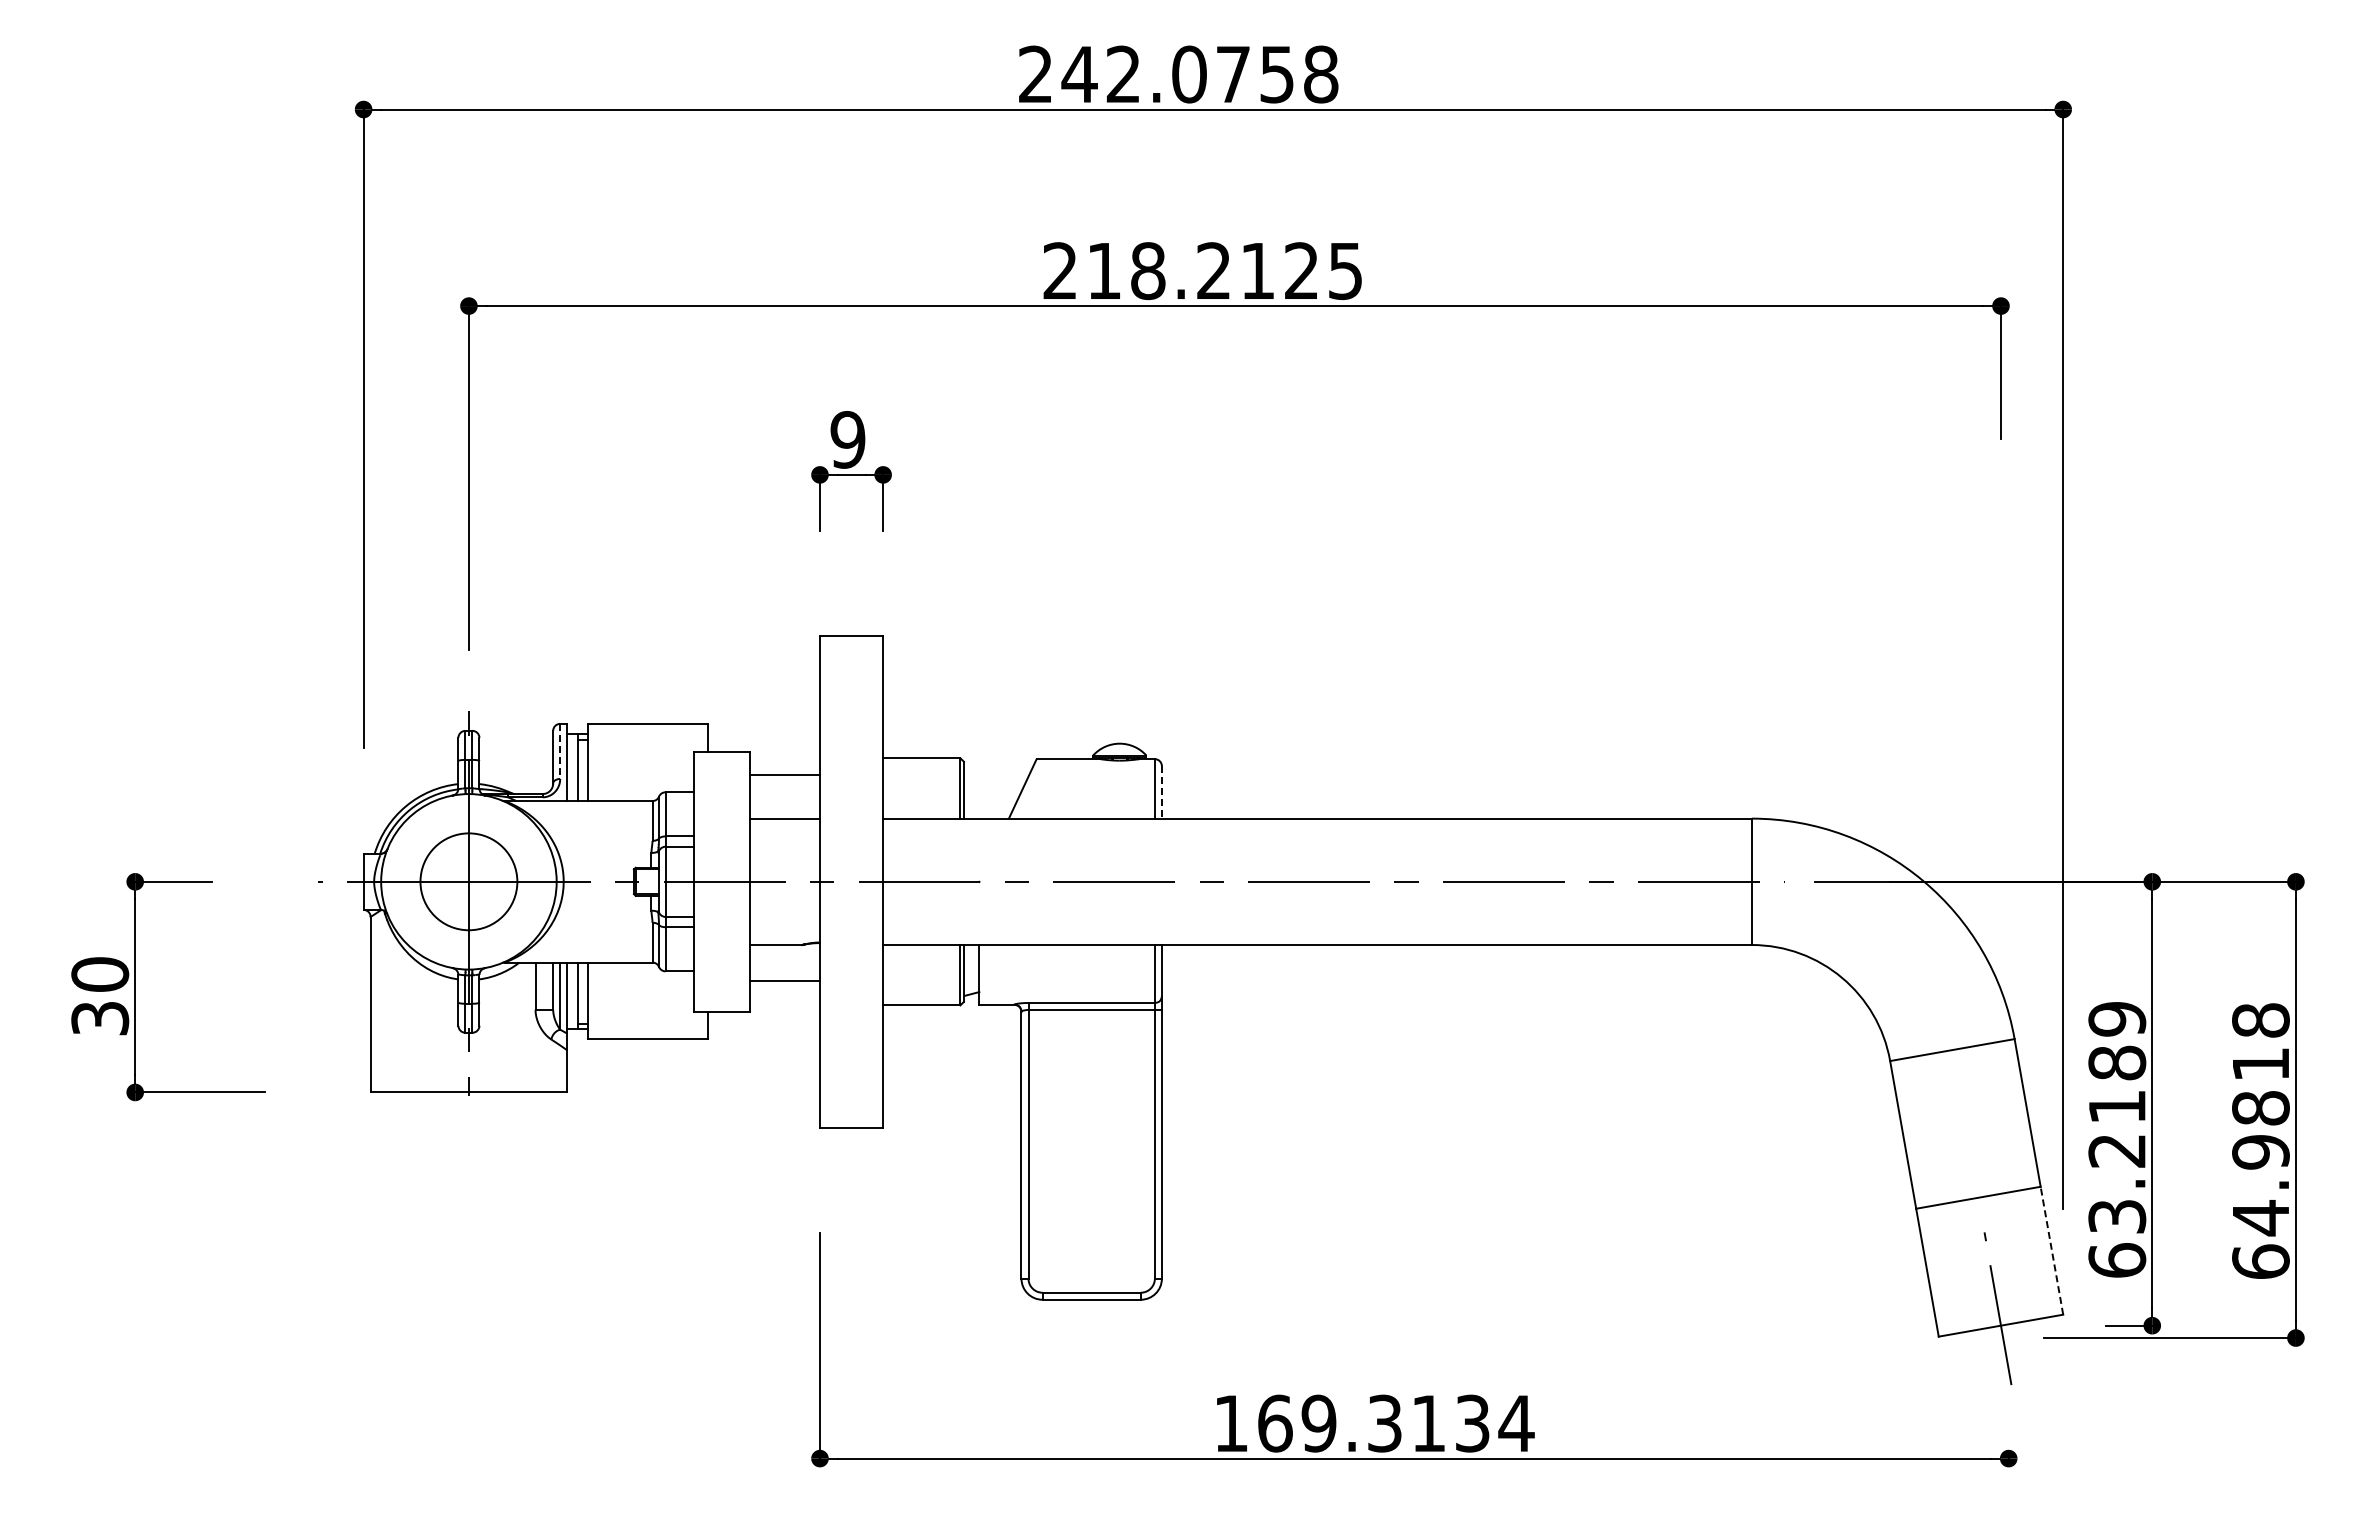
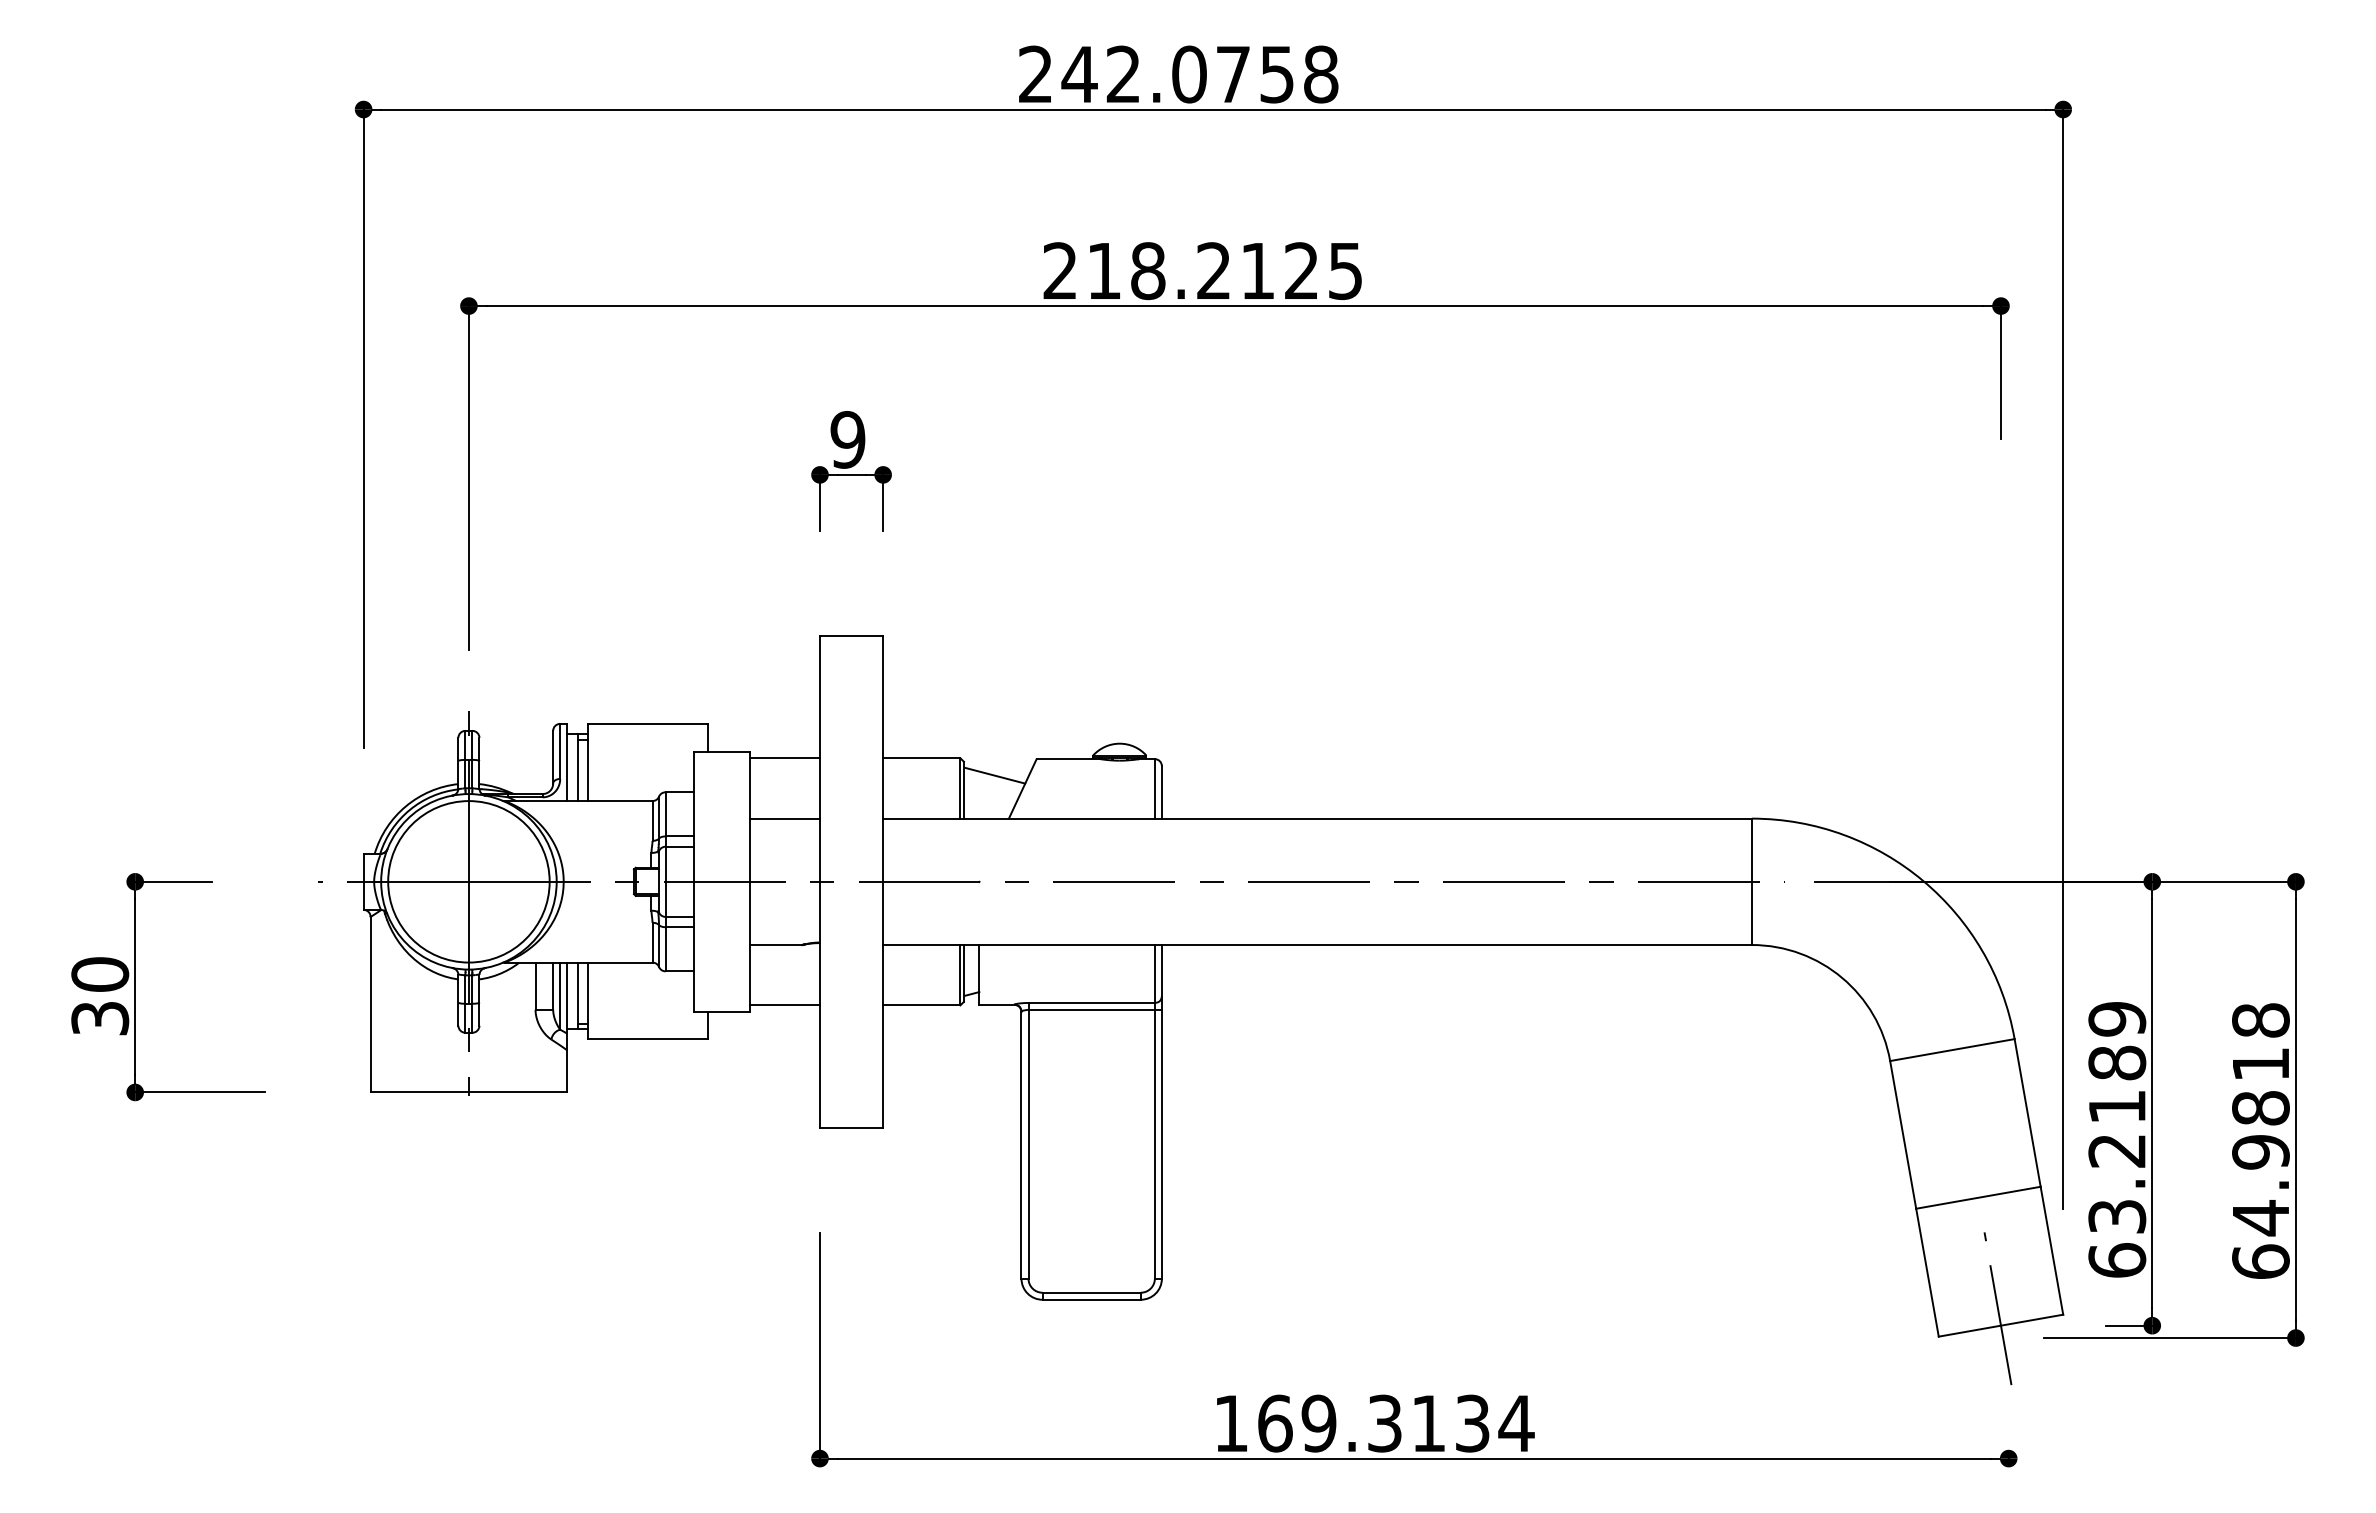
line: dashed -> solid (560, 751)
line position: (784, 775) -> (784, 758) (784, 758)
line: none -> present (994, 775)
line: dashed -> solid (1161, 792)
circle diameter: 97 px -> 161 px (468, 881)
line position: (784, 981) -> (784, 1005) (784, 1005)
line: dashed -> solid (2051, 1250)
